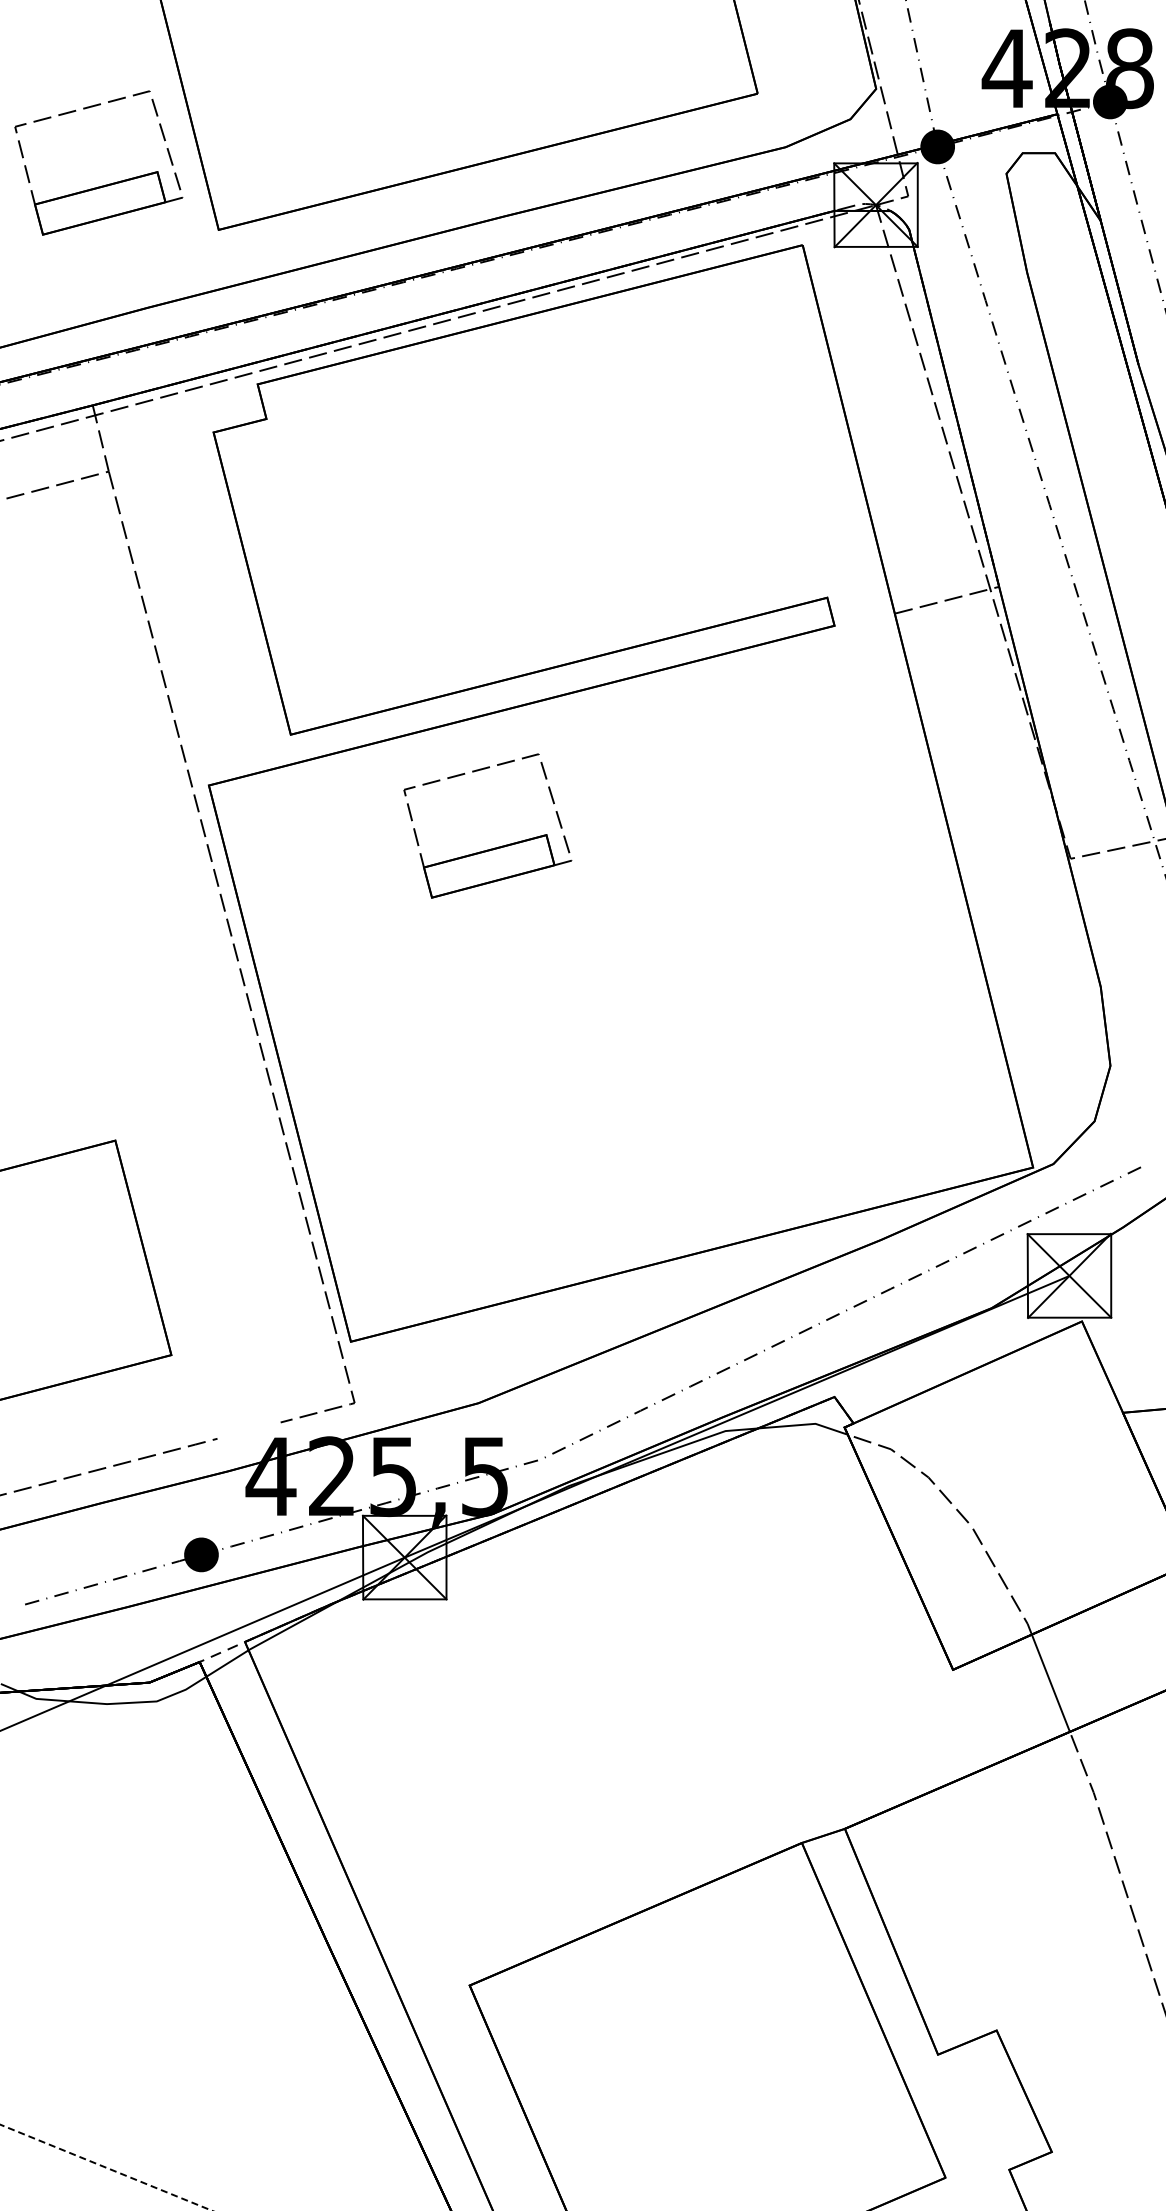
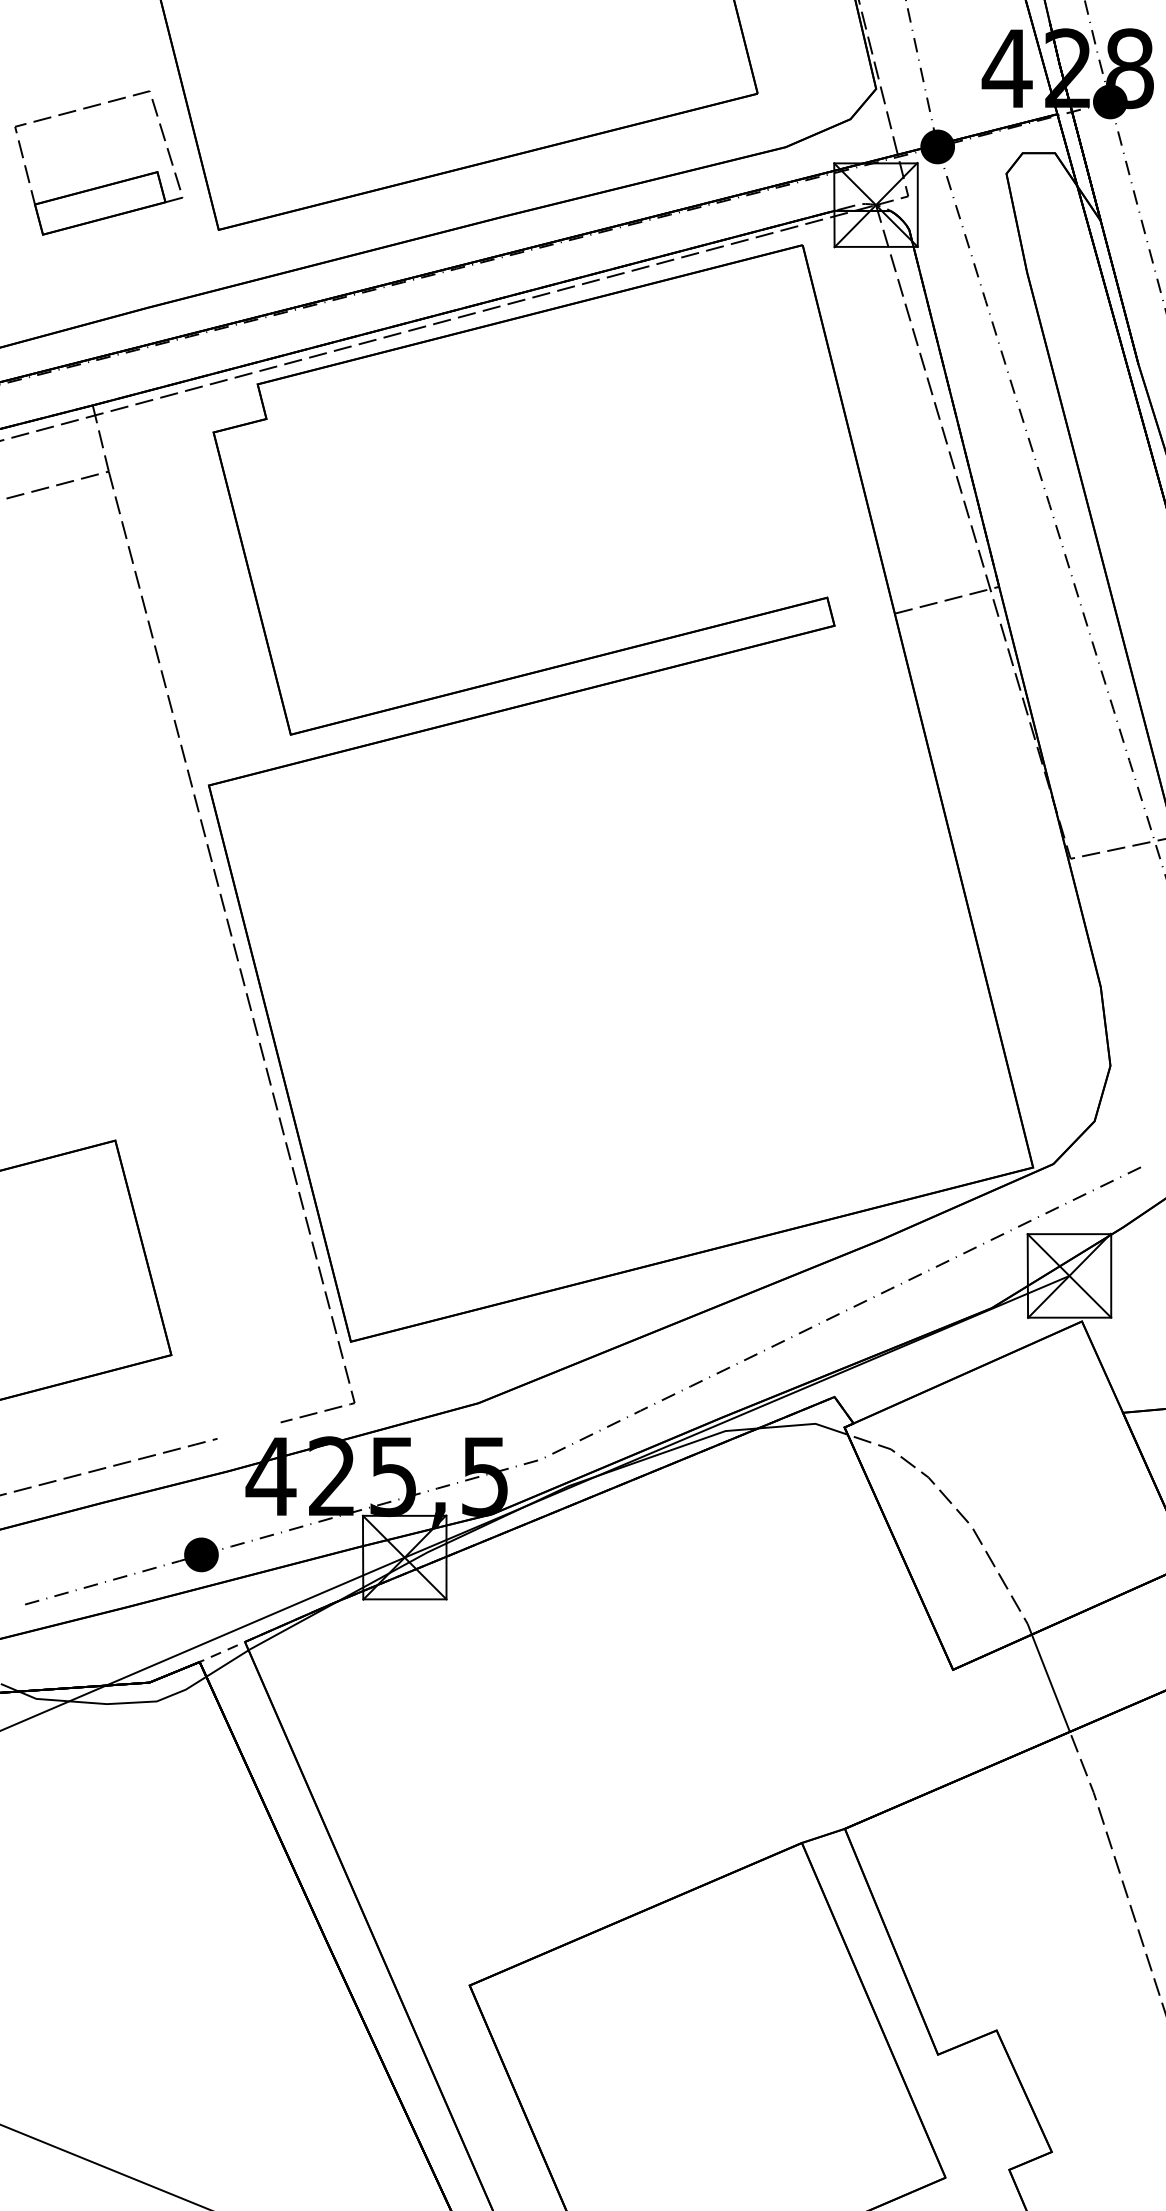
part: present -> none (494, 847)
line: dashed -> solid (106, 2167)
